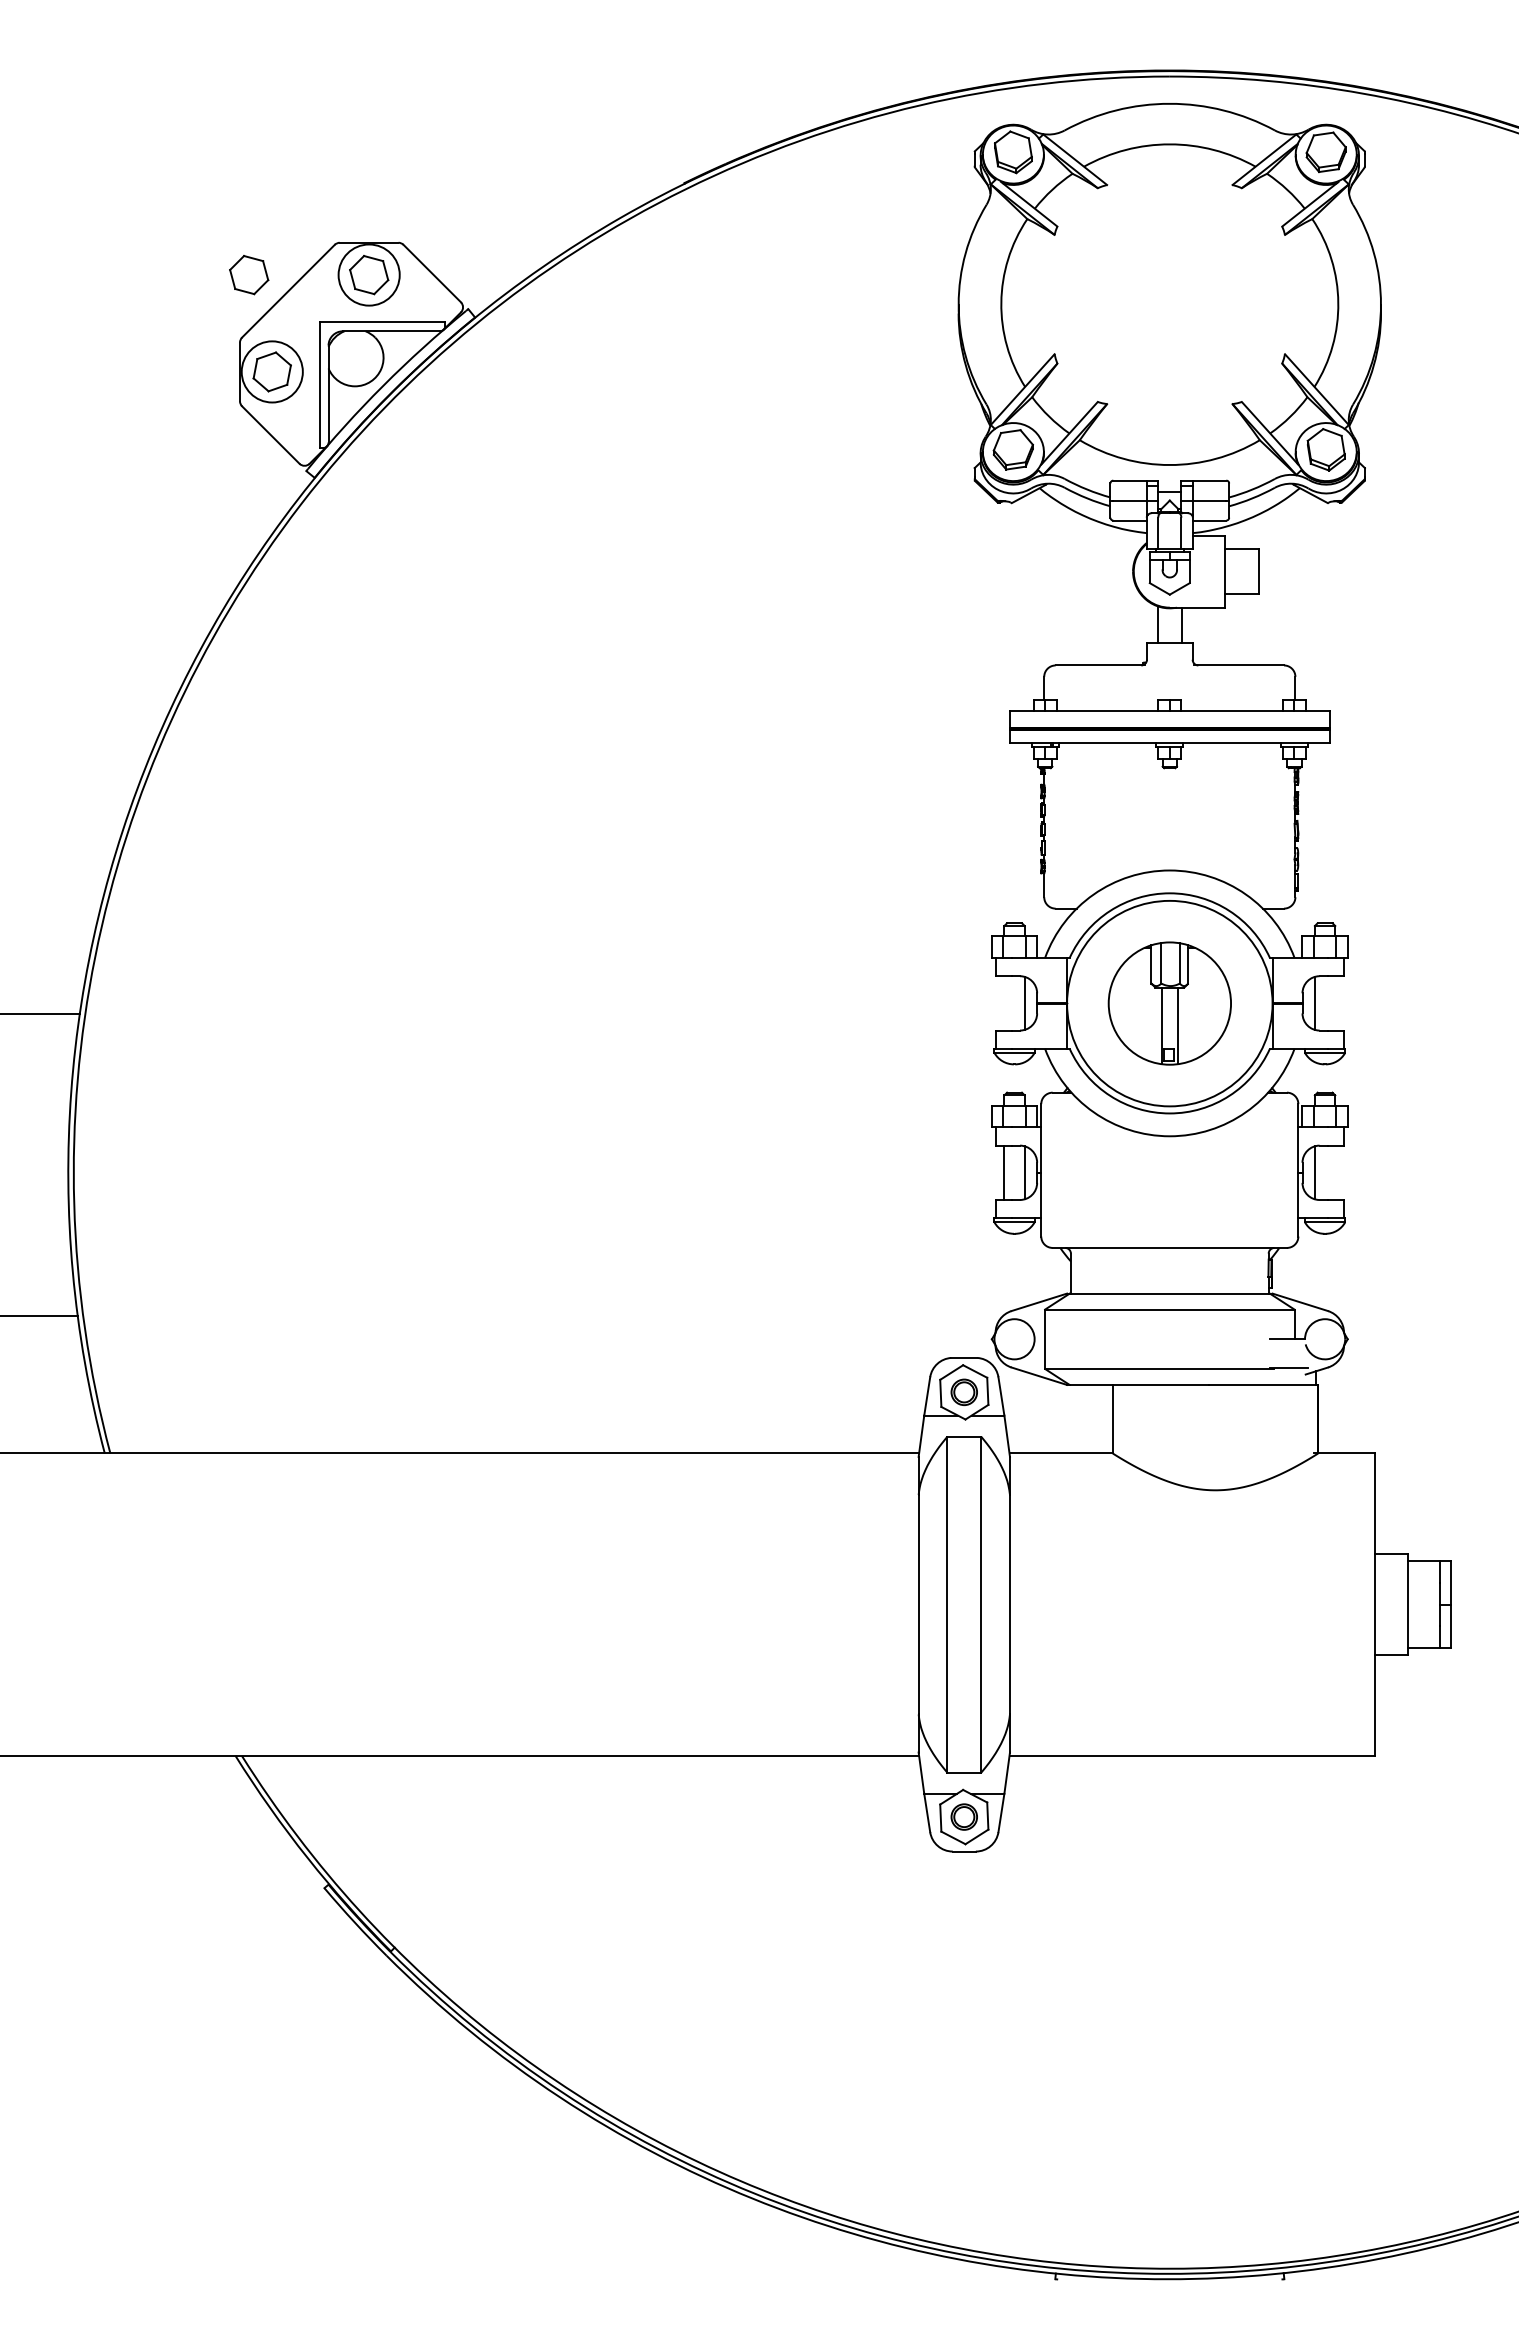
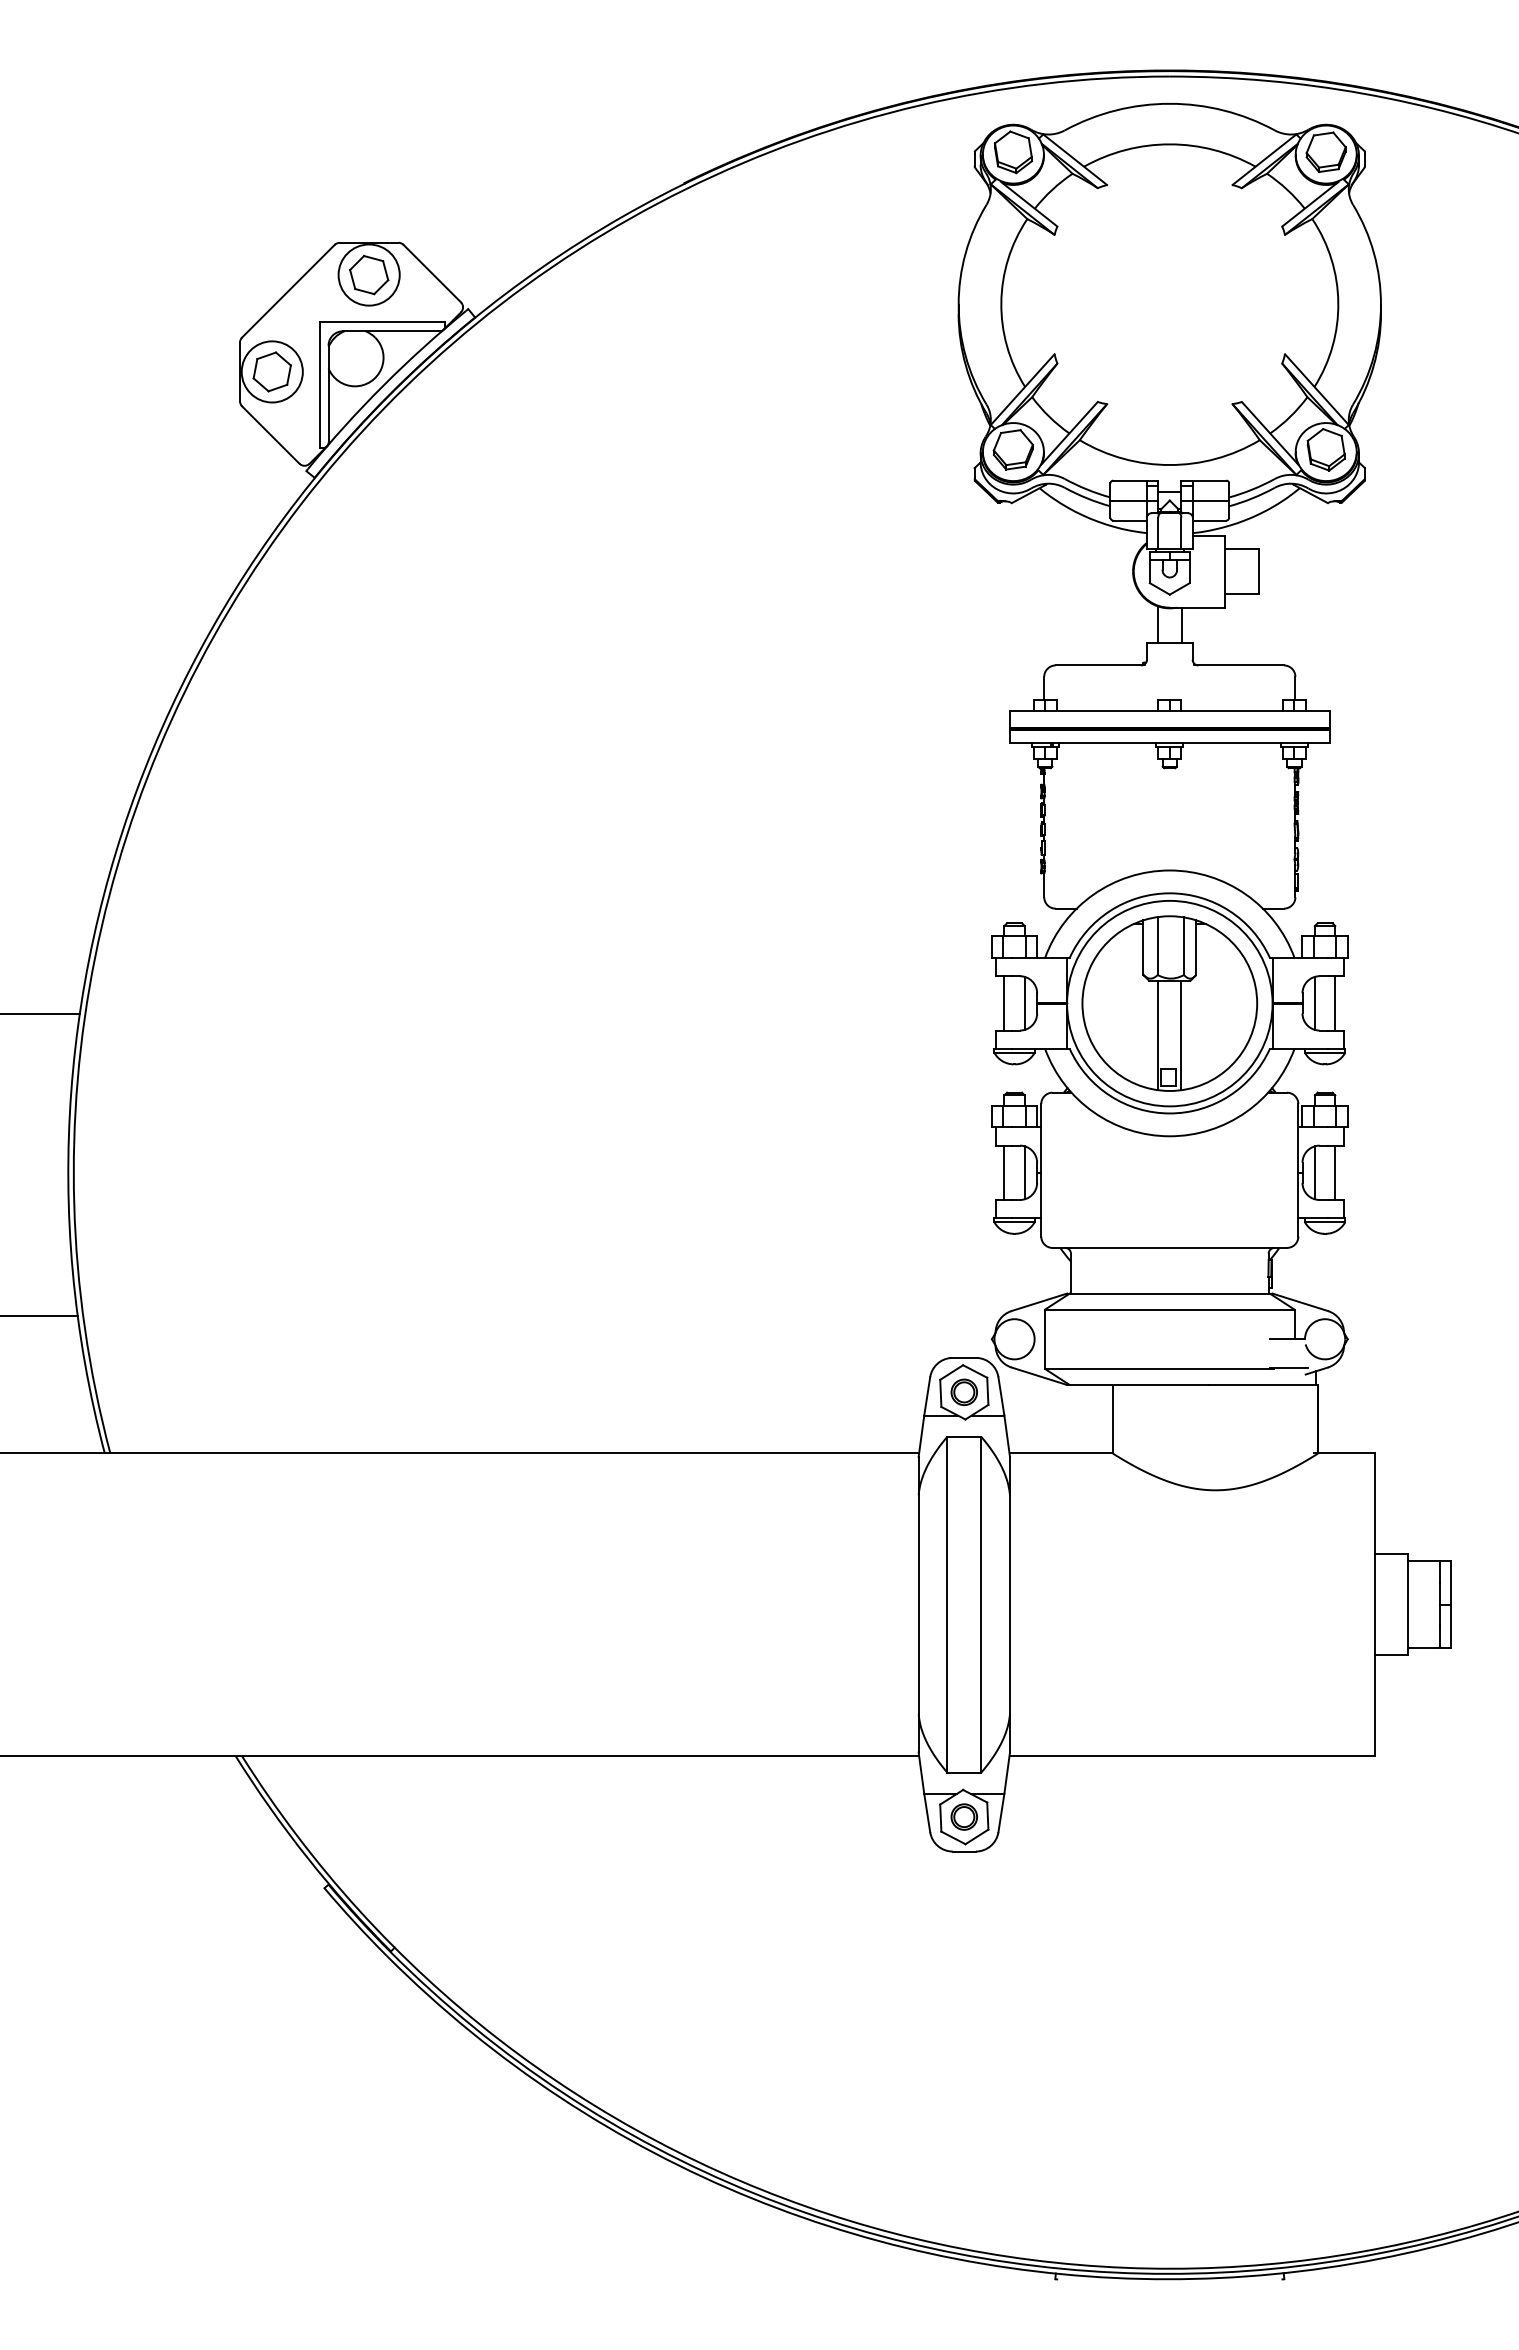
part: present -> none (249, 275)
line: none -> present (1004, 1003)
part size: 125x125 px -> 178x177 px (1169, 1003)
line: none -> present (1335, 1003)
line: none -> present (1335, 1172)
